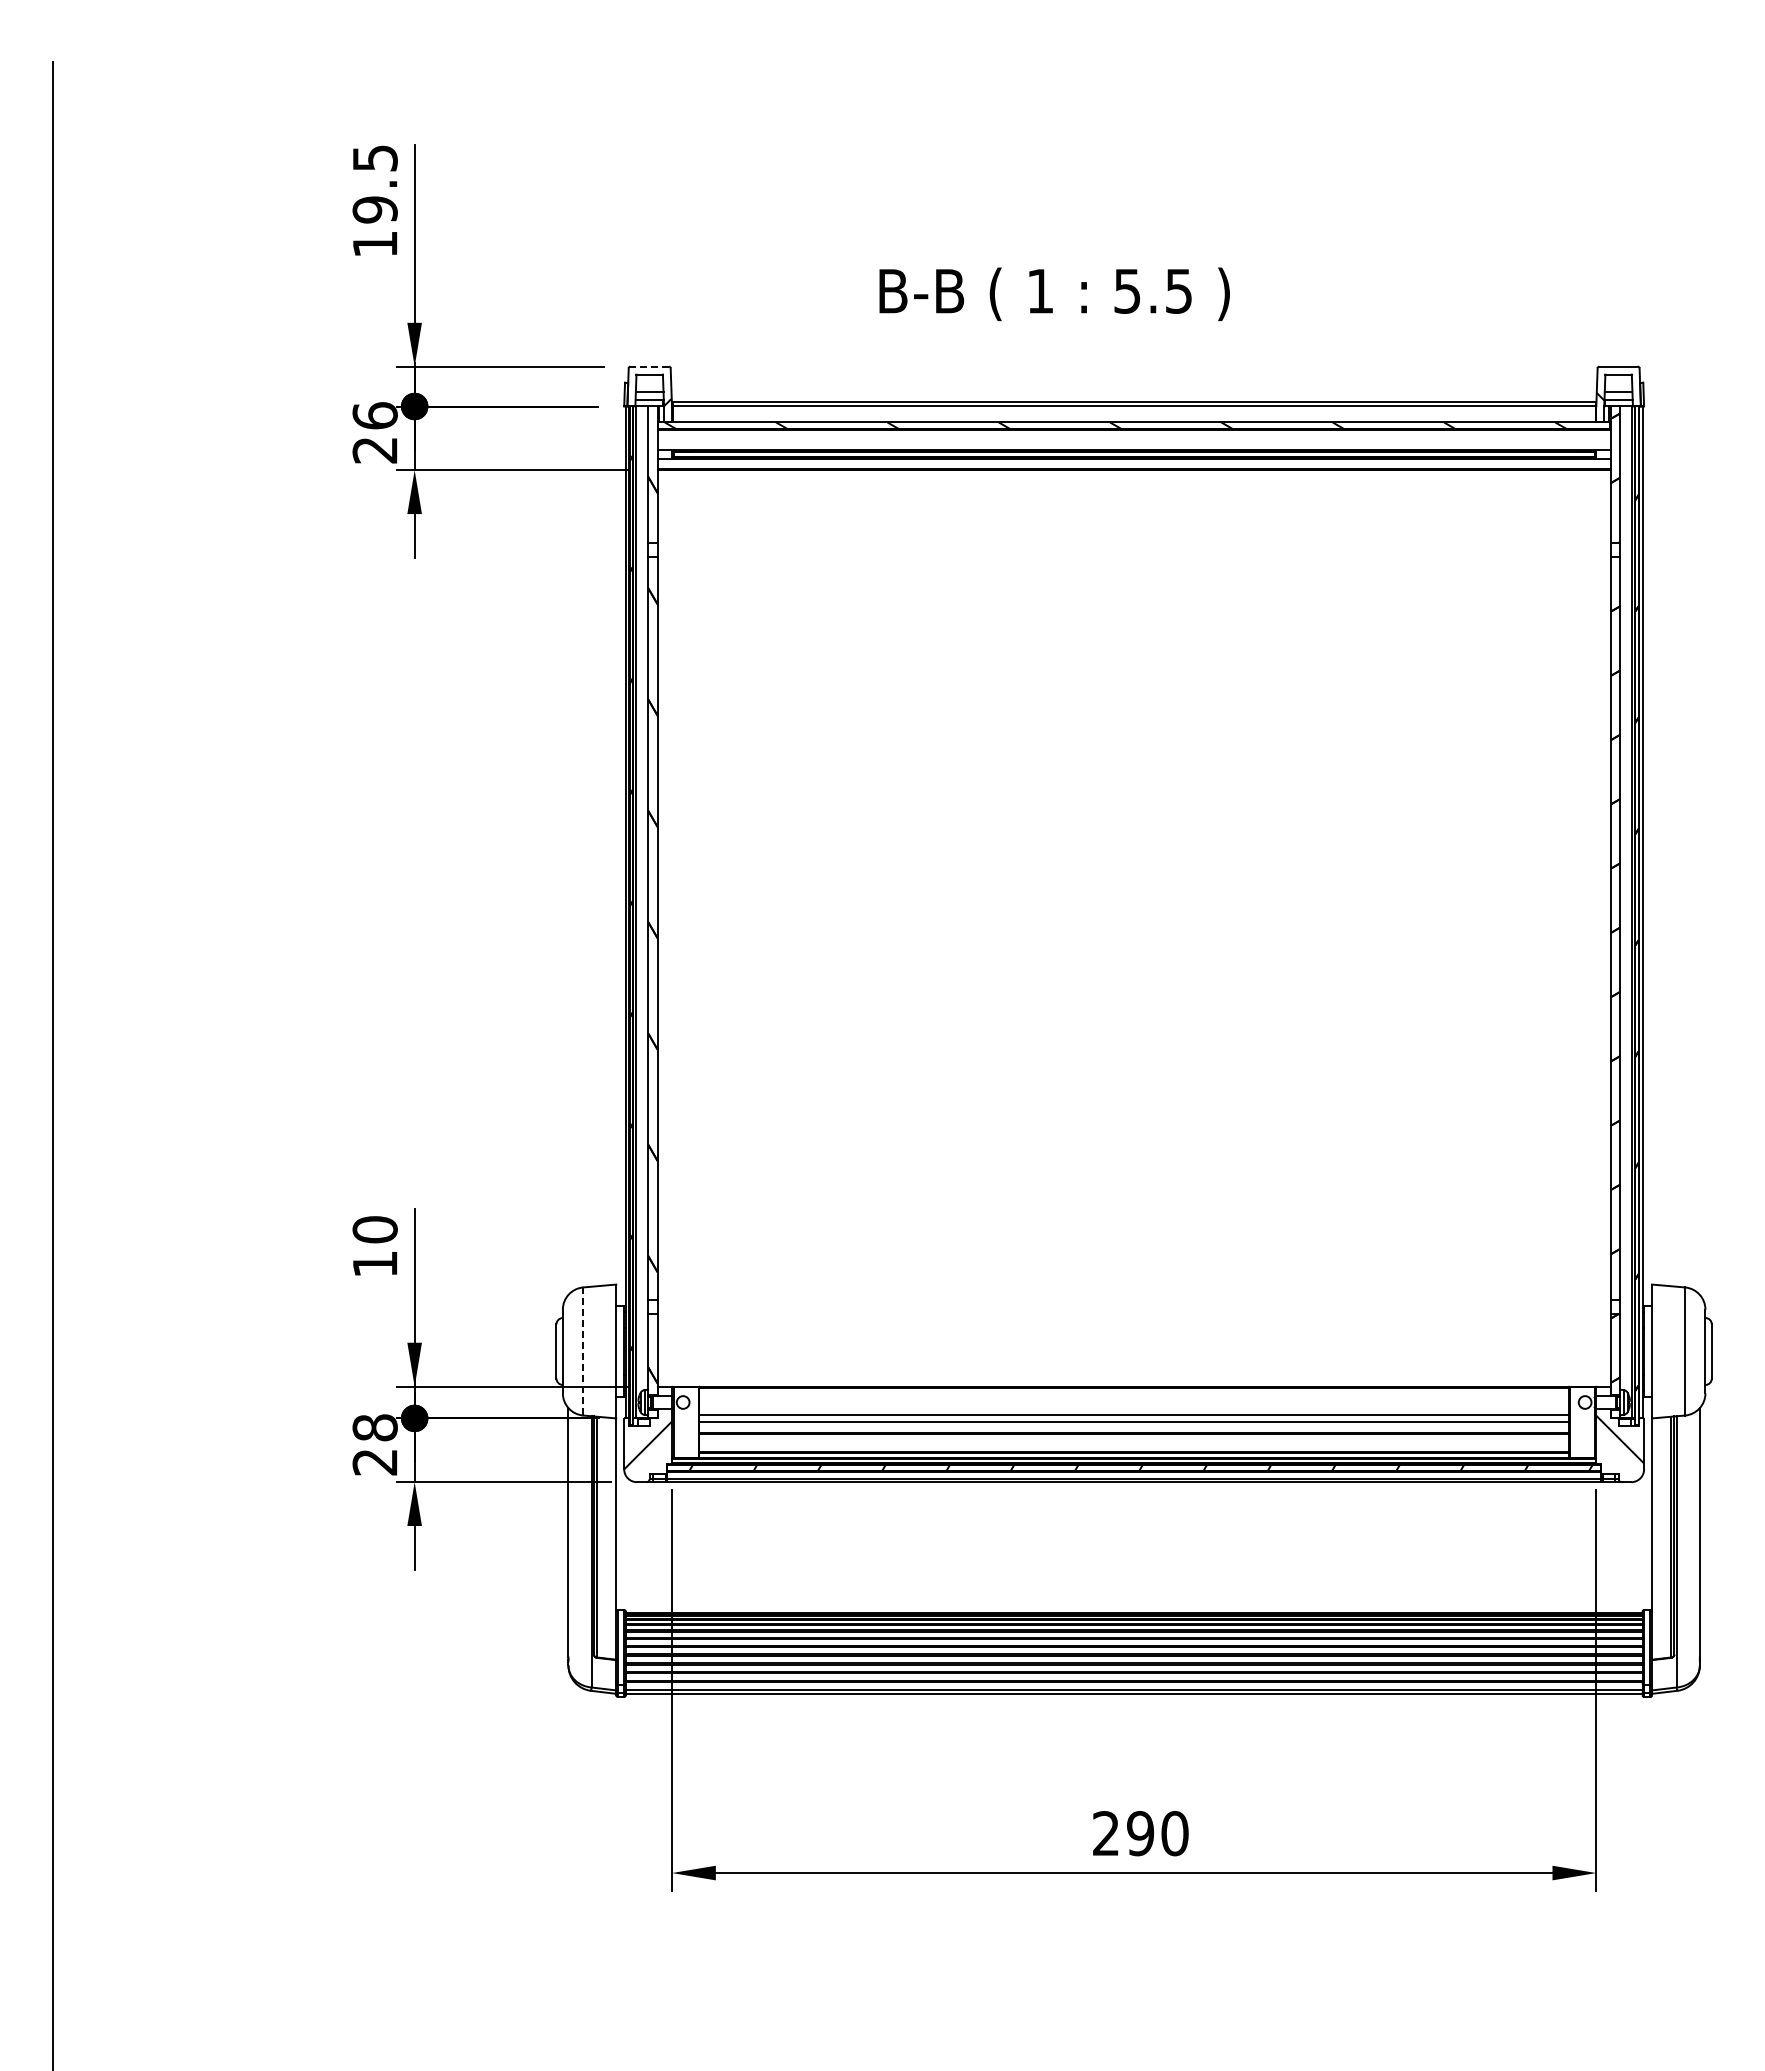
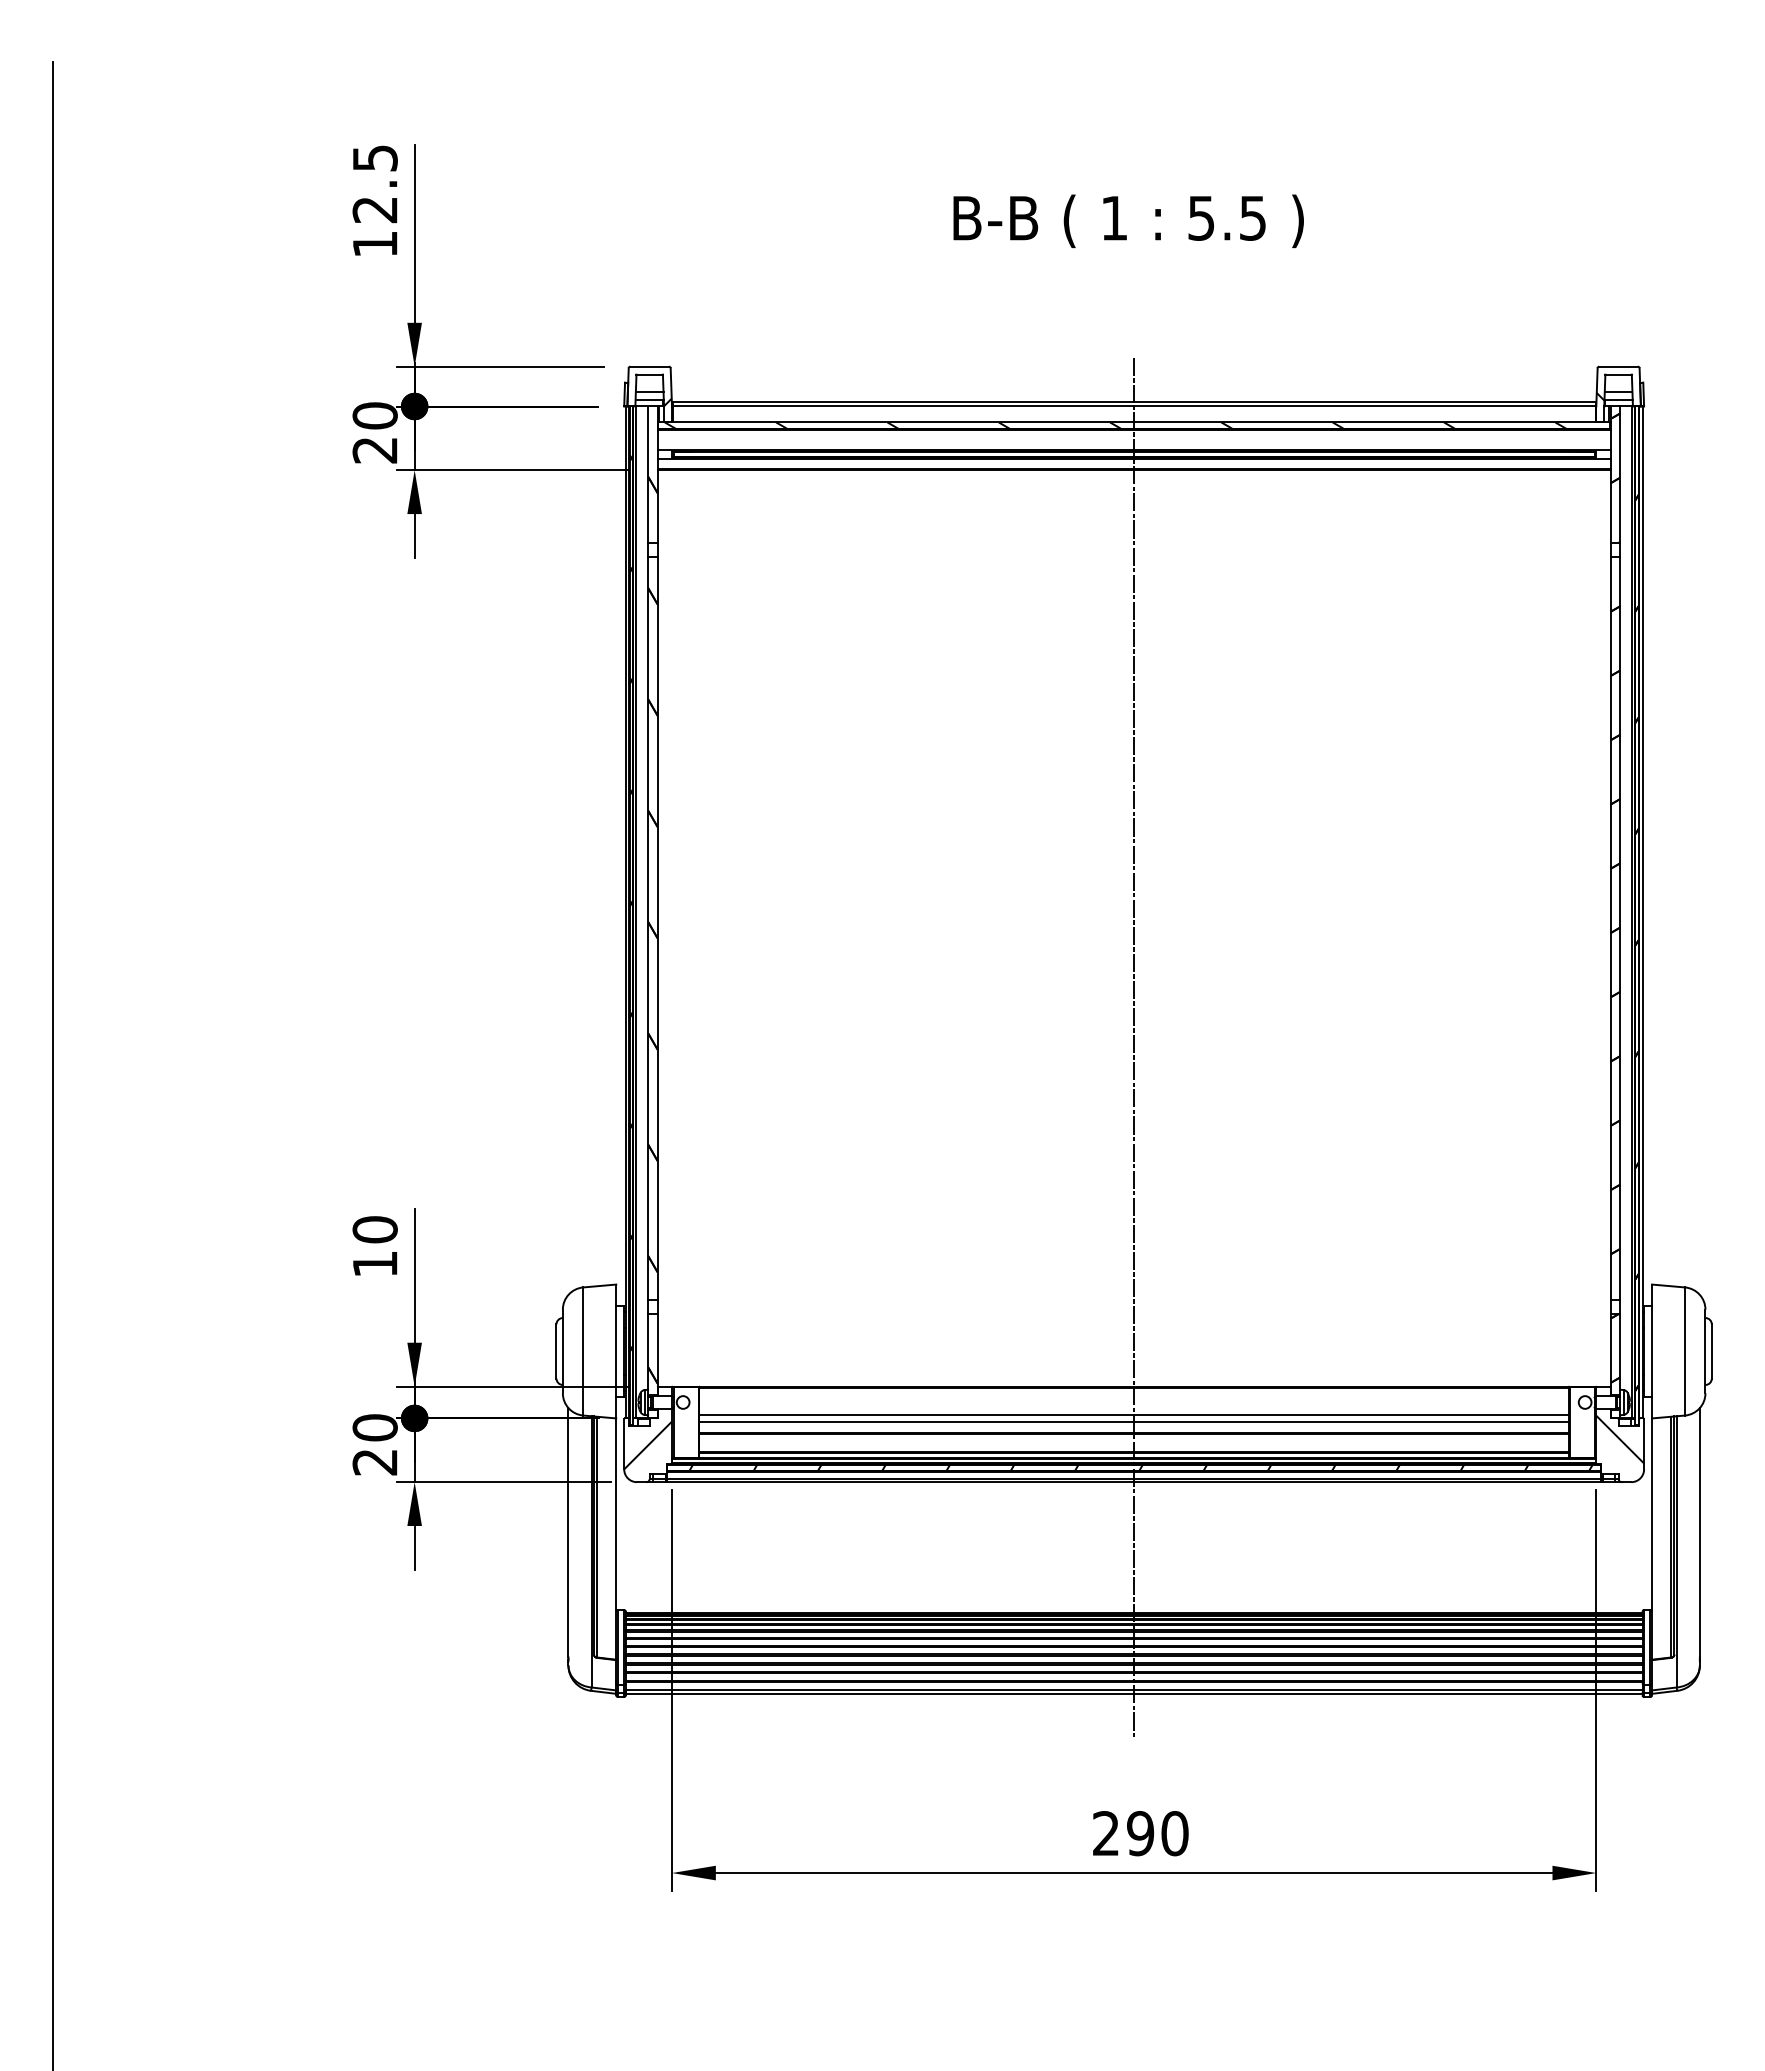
text: 19.5 -> 12.5 (374, 209)
text position: (1054, 293) -> (1128, 220) (1128, 220)
line: dashed -> solid (649, 366)
text: 26 -> 20 (374, 415)
line: none -> present (1134, 1047)
line: dashed -> solid (583, 1351)
text: 28 -> 20 (374, 1427)
